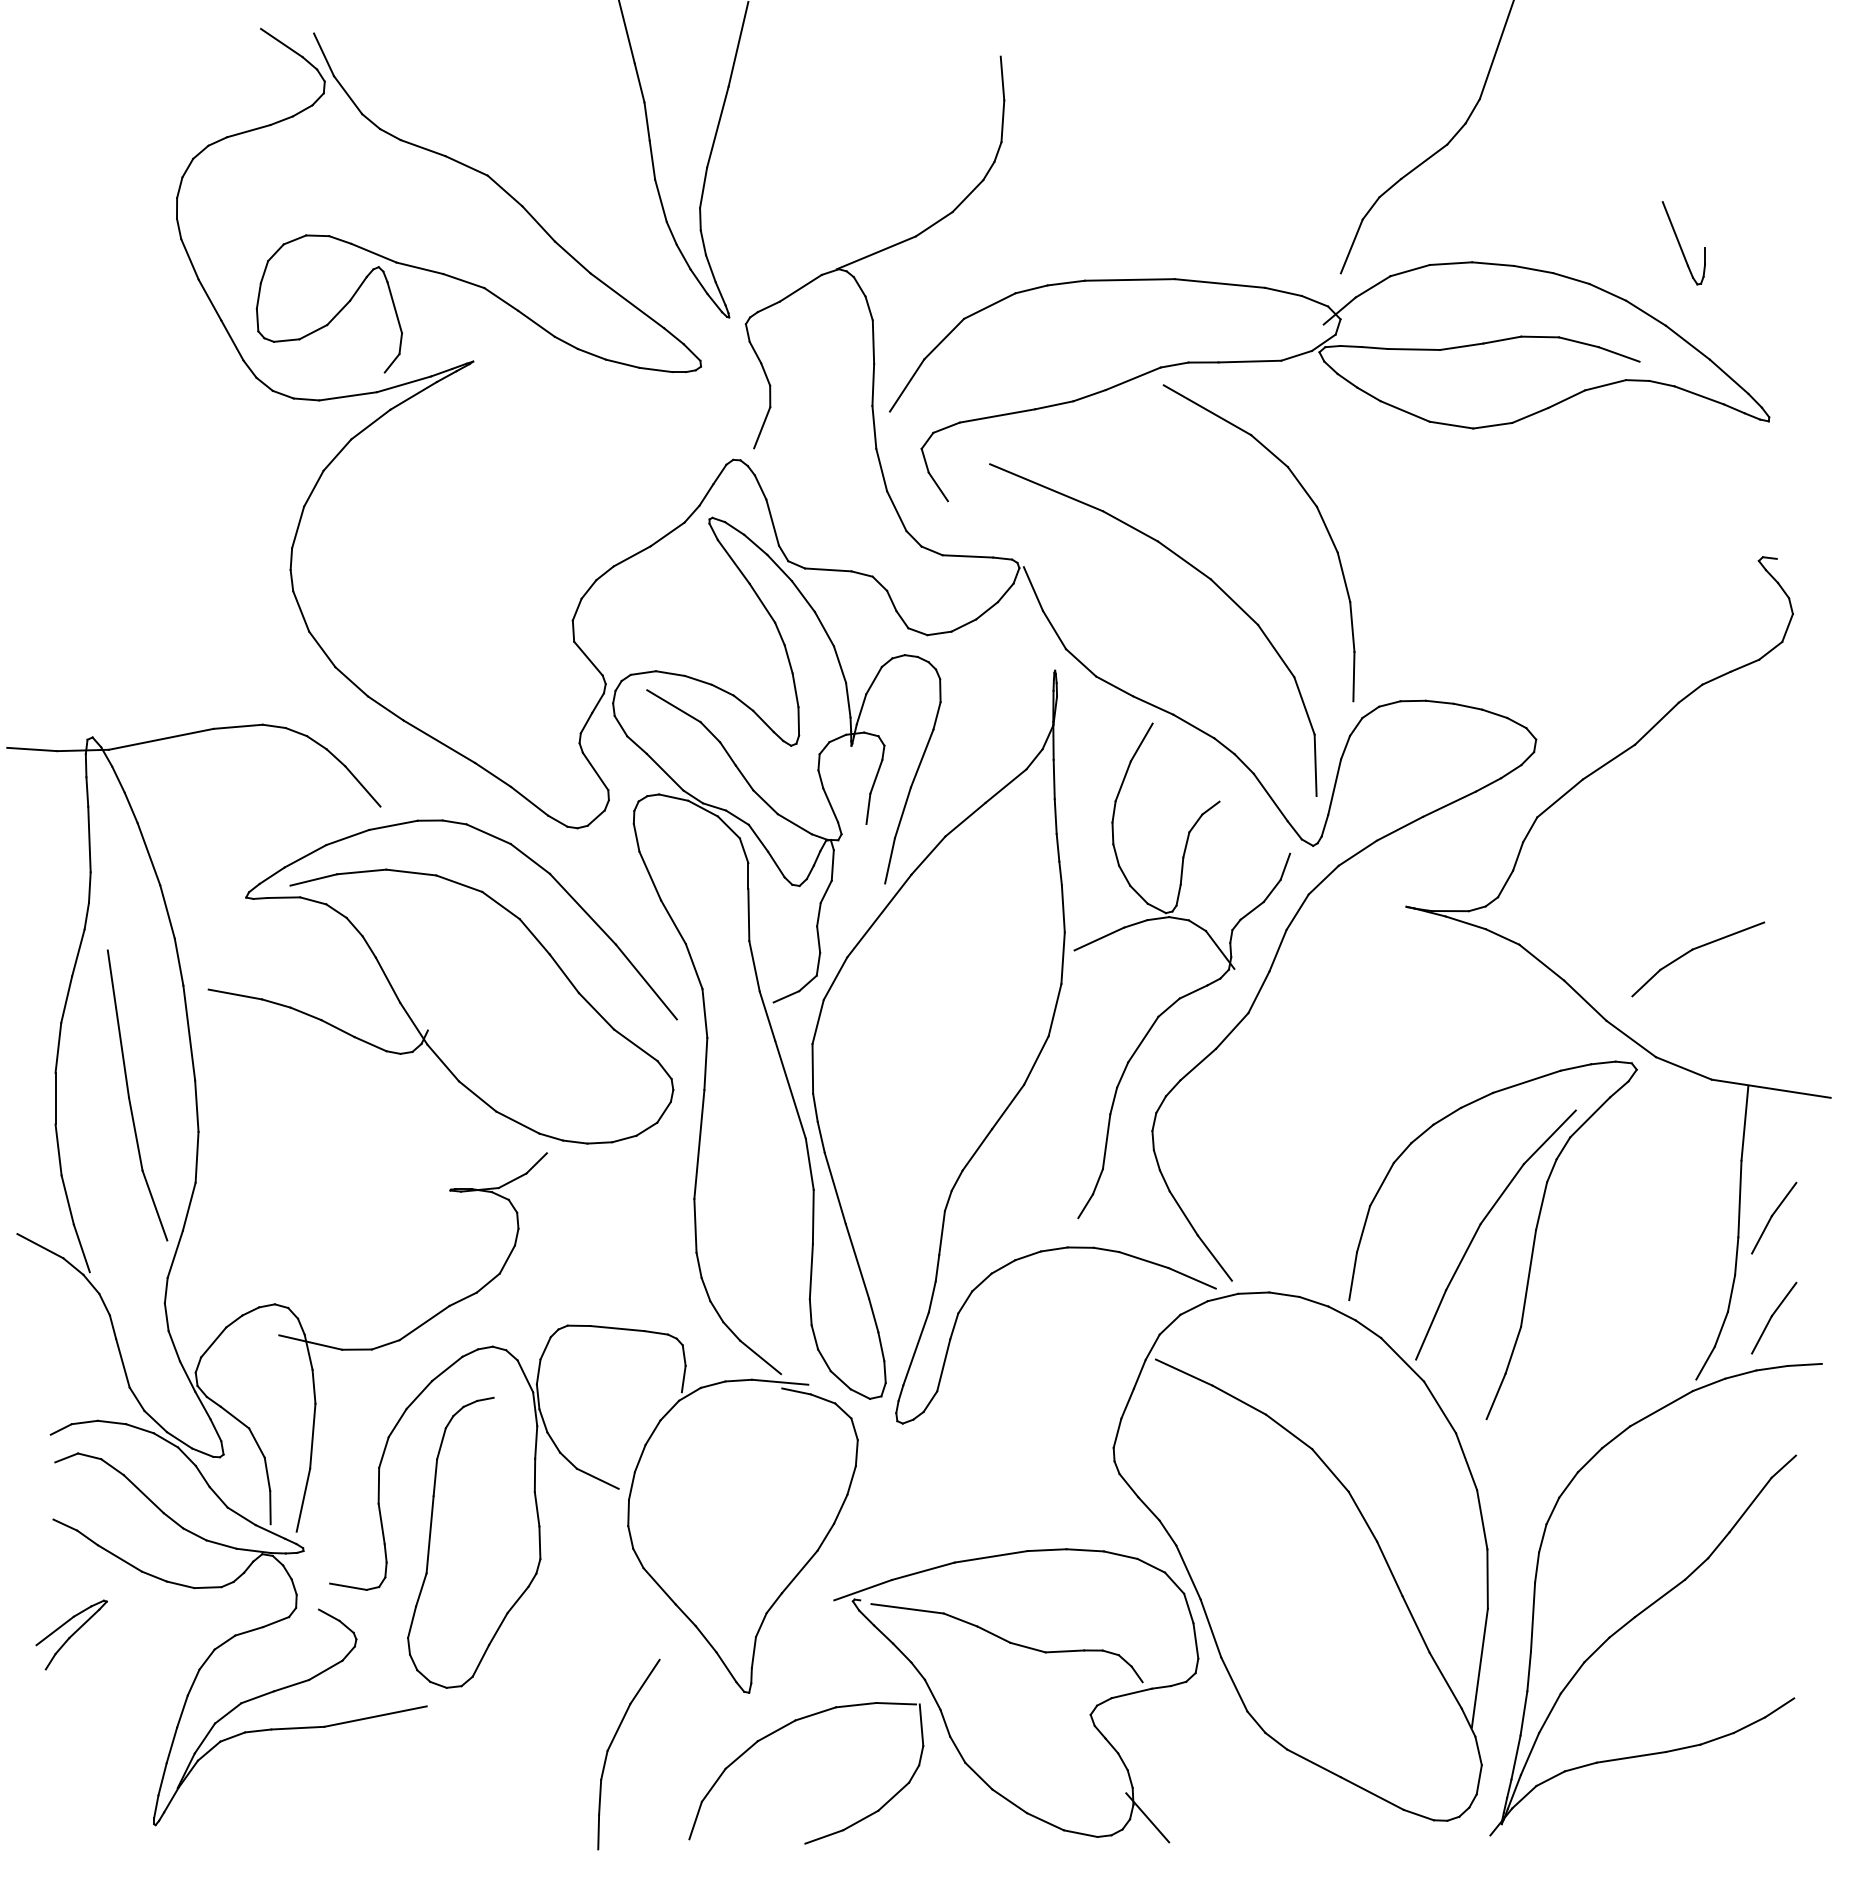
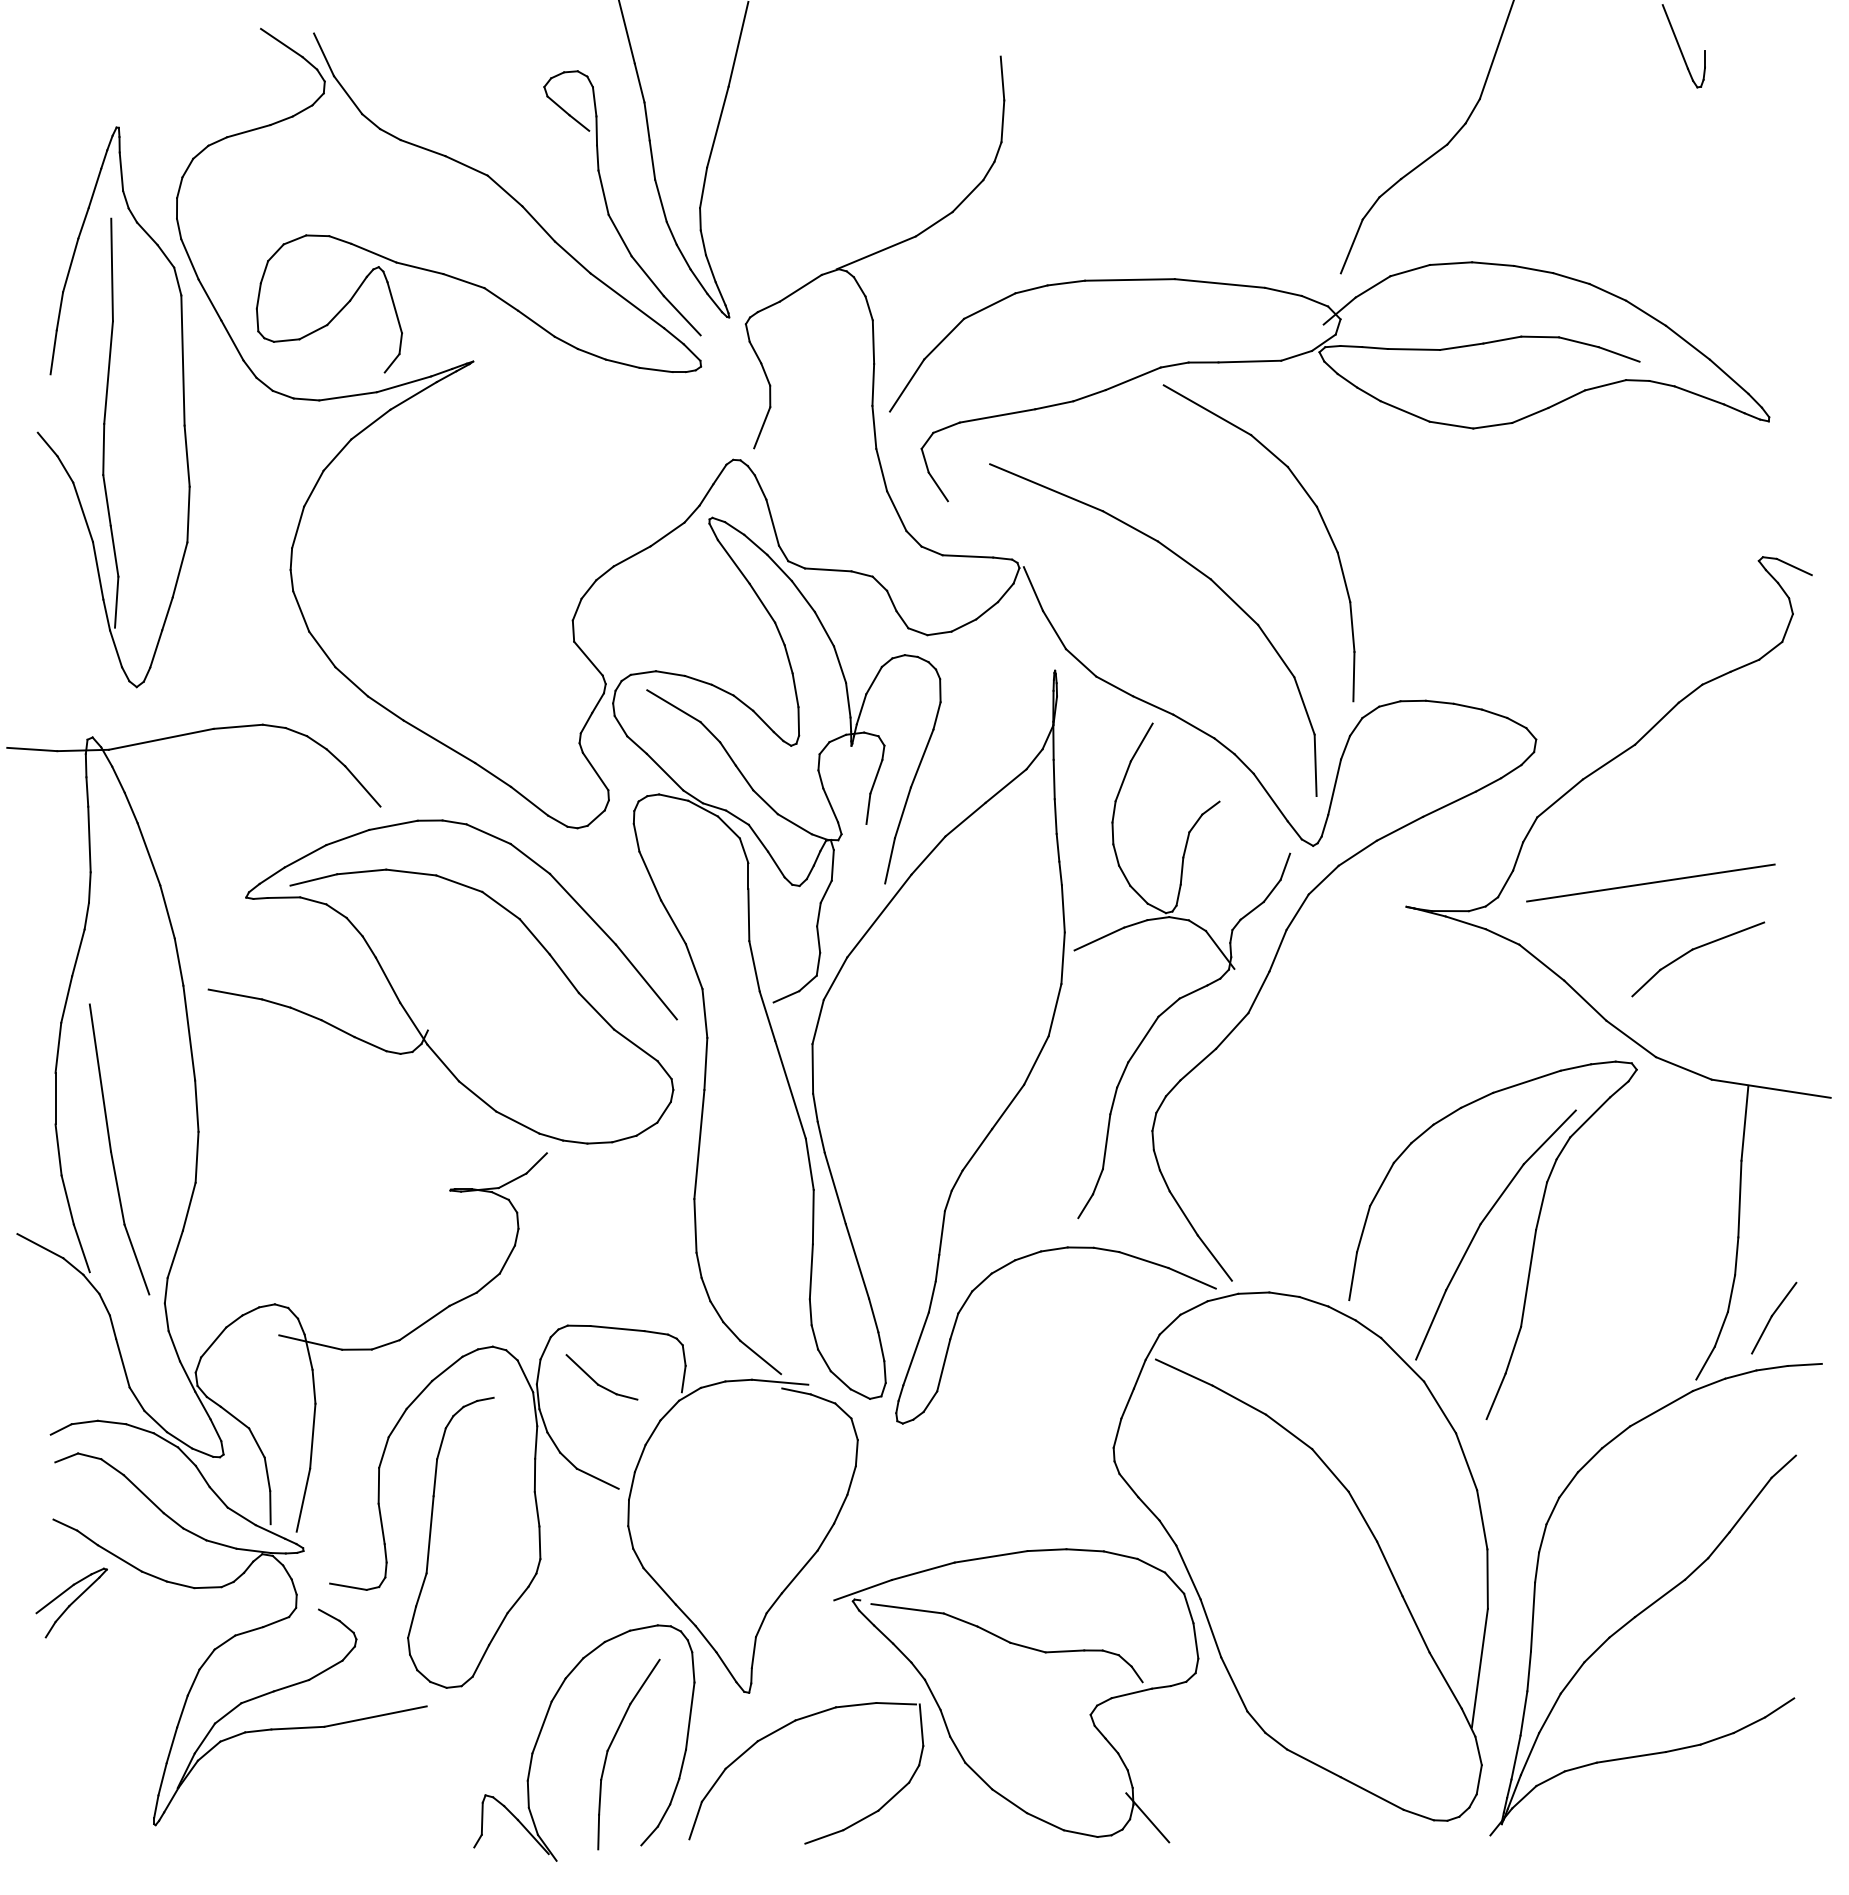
part: none -> present (608, 208)
part position: (1683, 243) -> (1683, 46) (1683, 46)
part: none -> present (106, 407)
line: none -> present (1793, 566)
line: none -> present (1650, 882)
part position: (130, 1098) -> (112, 1152) (112, 1152)
part: present -> none (1774, 1217)
part: none -> present (596, 1381)
part position: (71, 1634) -> (71, 1602) (71, 1602)
part: none -> present (544, 1724)
